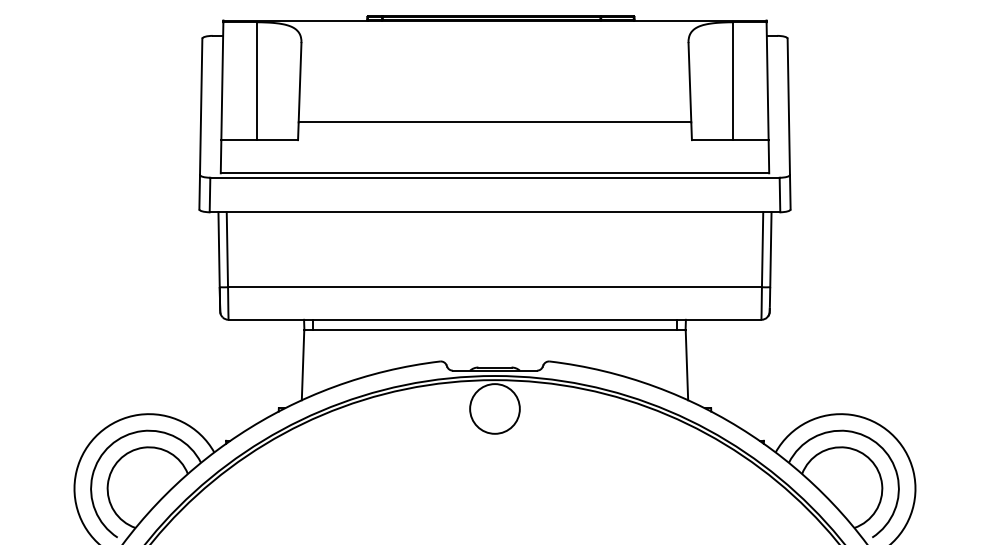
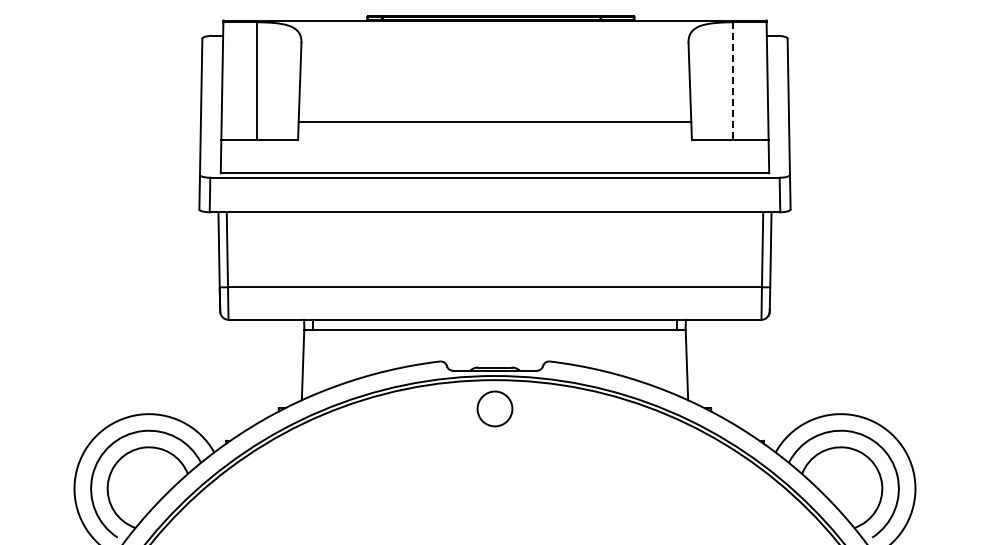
line: solid -> dashed (733, 81)
circle diameter: 50 px -> 35 px (494, 408)
